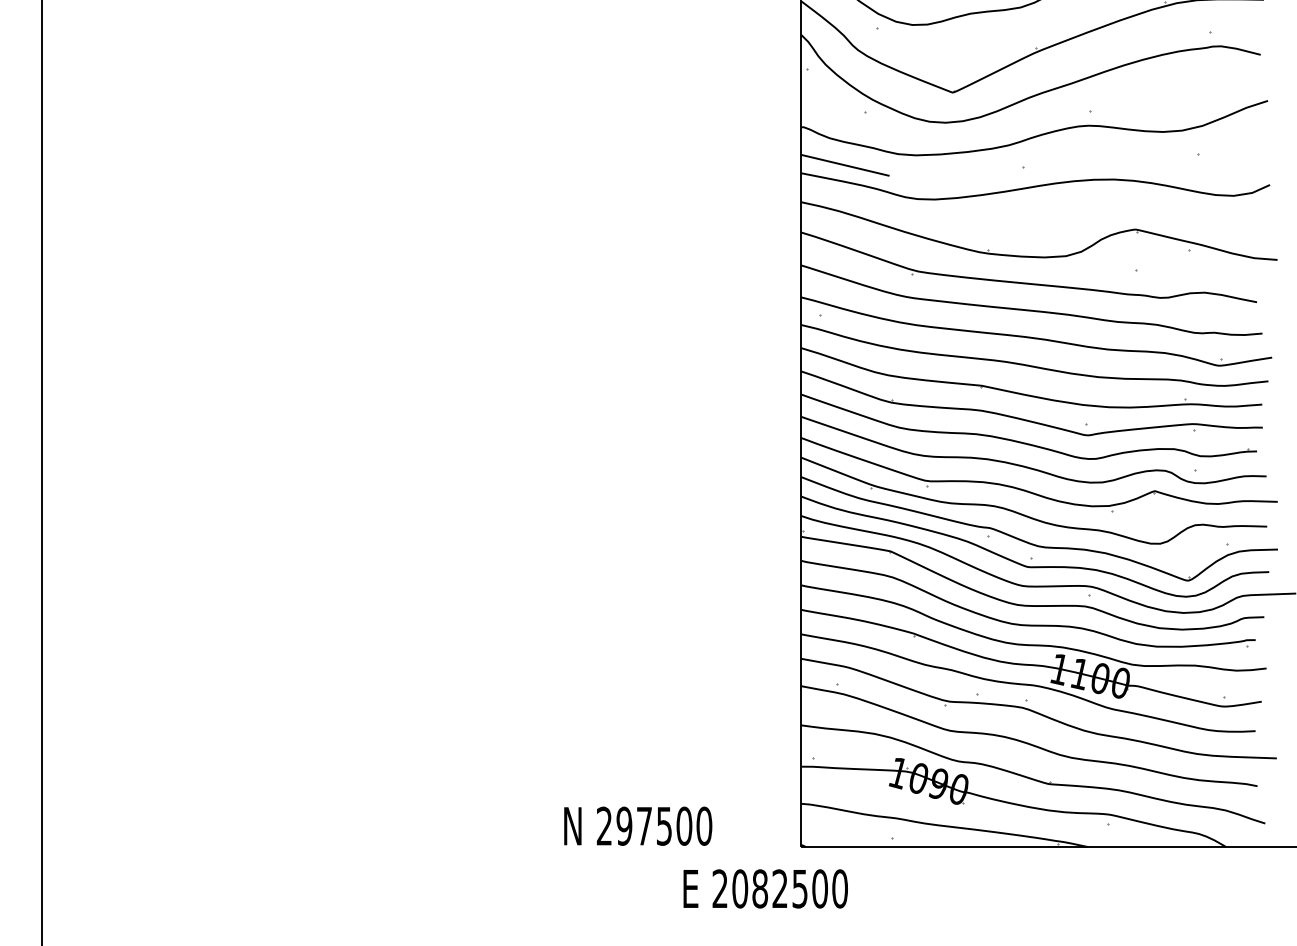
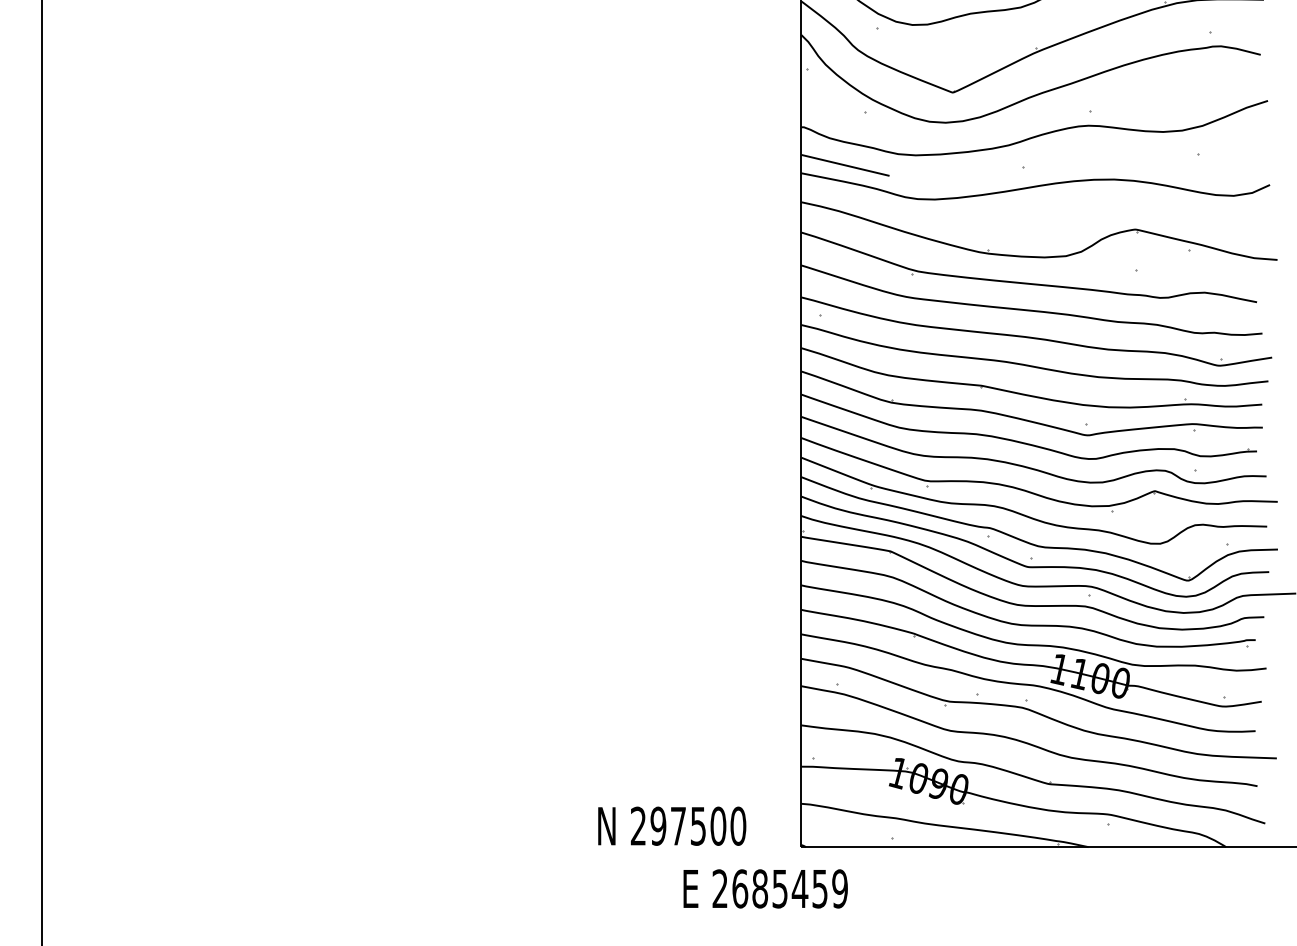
text position: (638, 825) -> (672, 825) (672, 825)
text: 2082500 -> 2685459 (789, 888)
